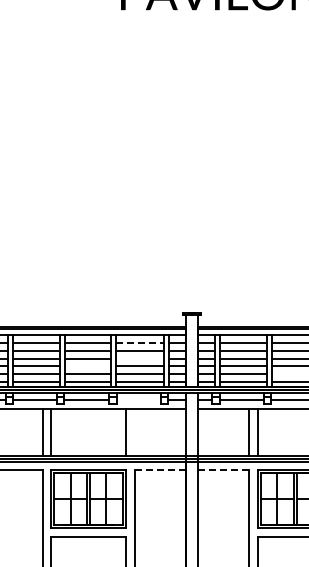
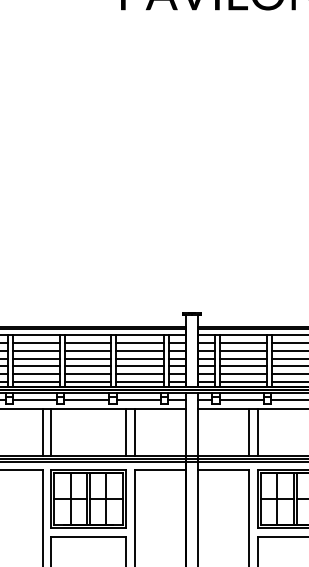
line: dashed -> solid (140, 343)
line: none -> present (139, 359)
line: none -> present (87, 366)
line: none -> present (288, 374)
line: none -> present (138, 400)
line: none -> present (134, 431)
line: dashed -> solid (160, 470)
line: dashed -> solid (223, 470)
